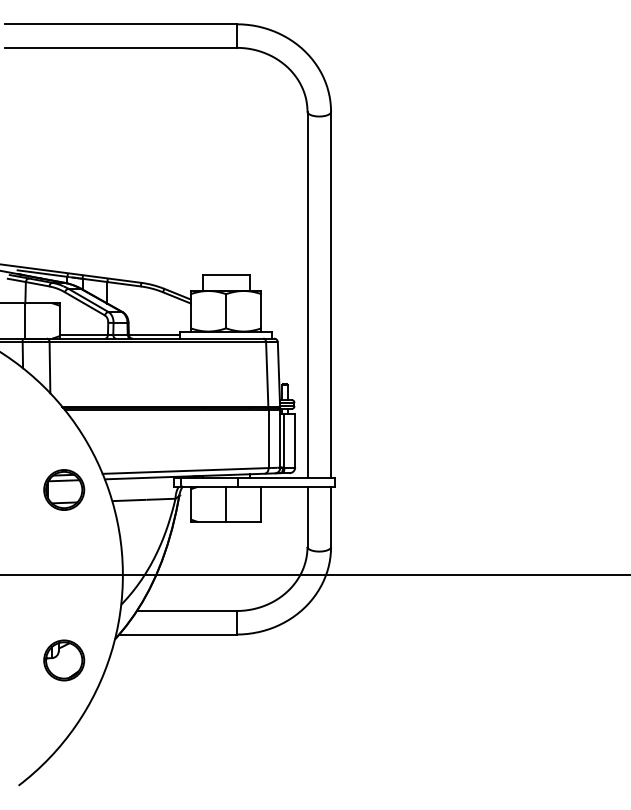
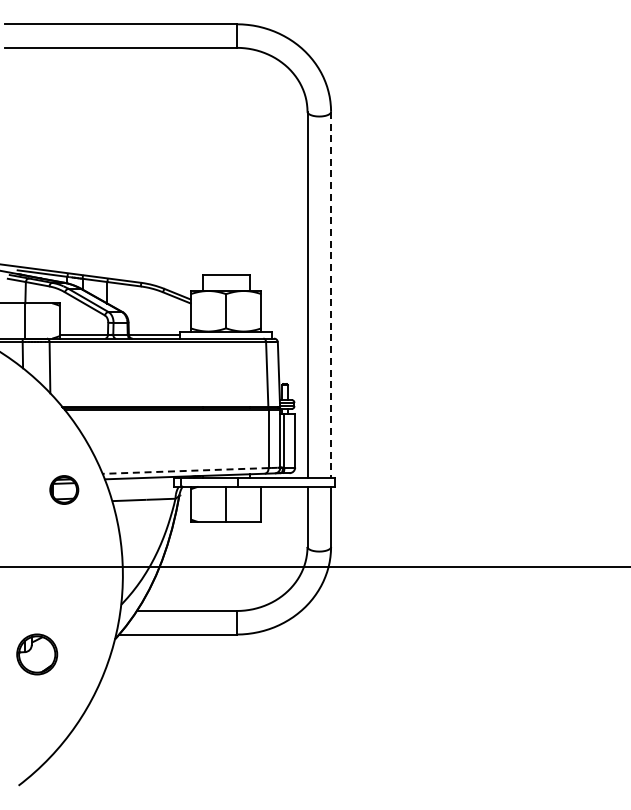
line: solid -> dashed (331, 294)
line: solid -> dashed (185, 470)
part size: 43x42 px -> 31x30 px (64, 489)
line position: (314, 575) -> (314, 567) (314, 567)
part position: (64, 660) -> (37, 654) (37, 654)
